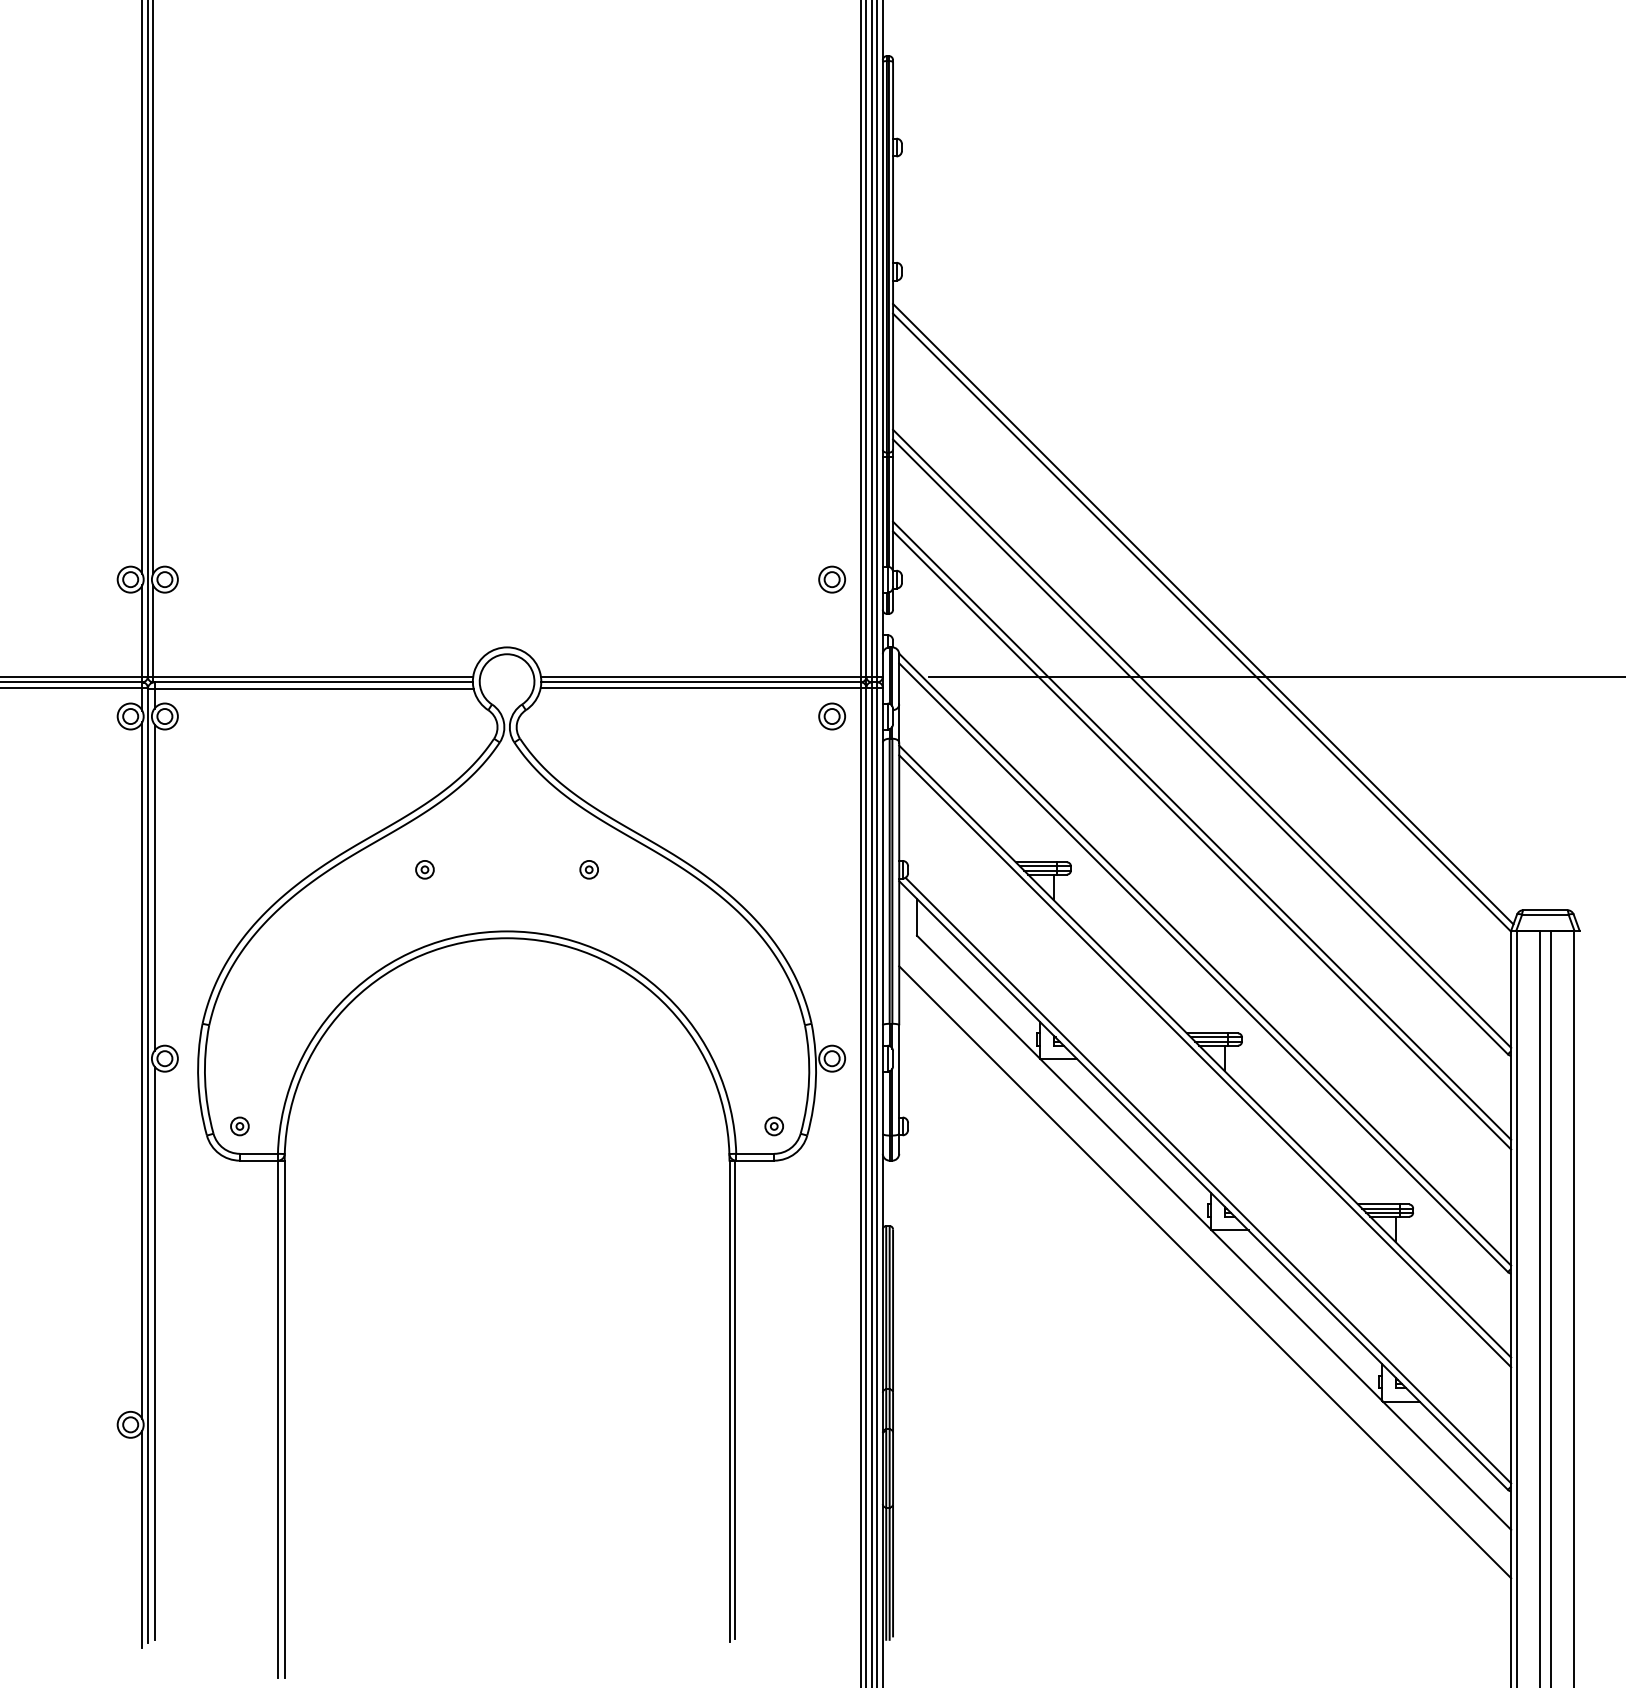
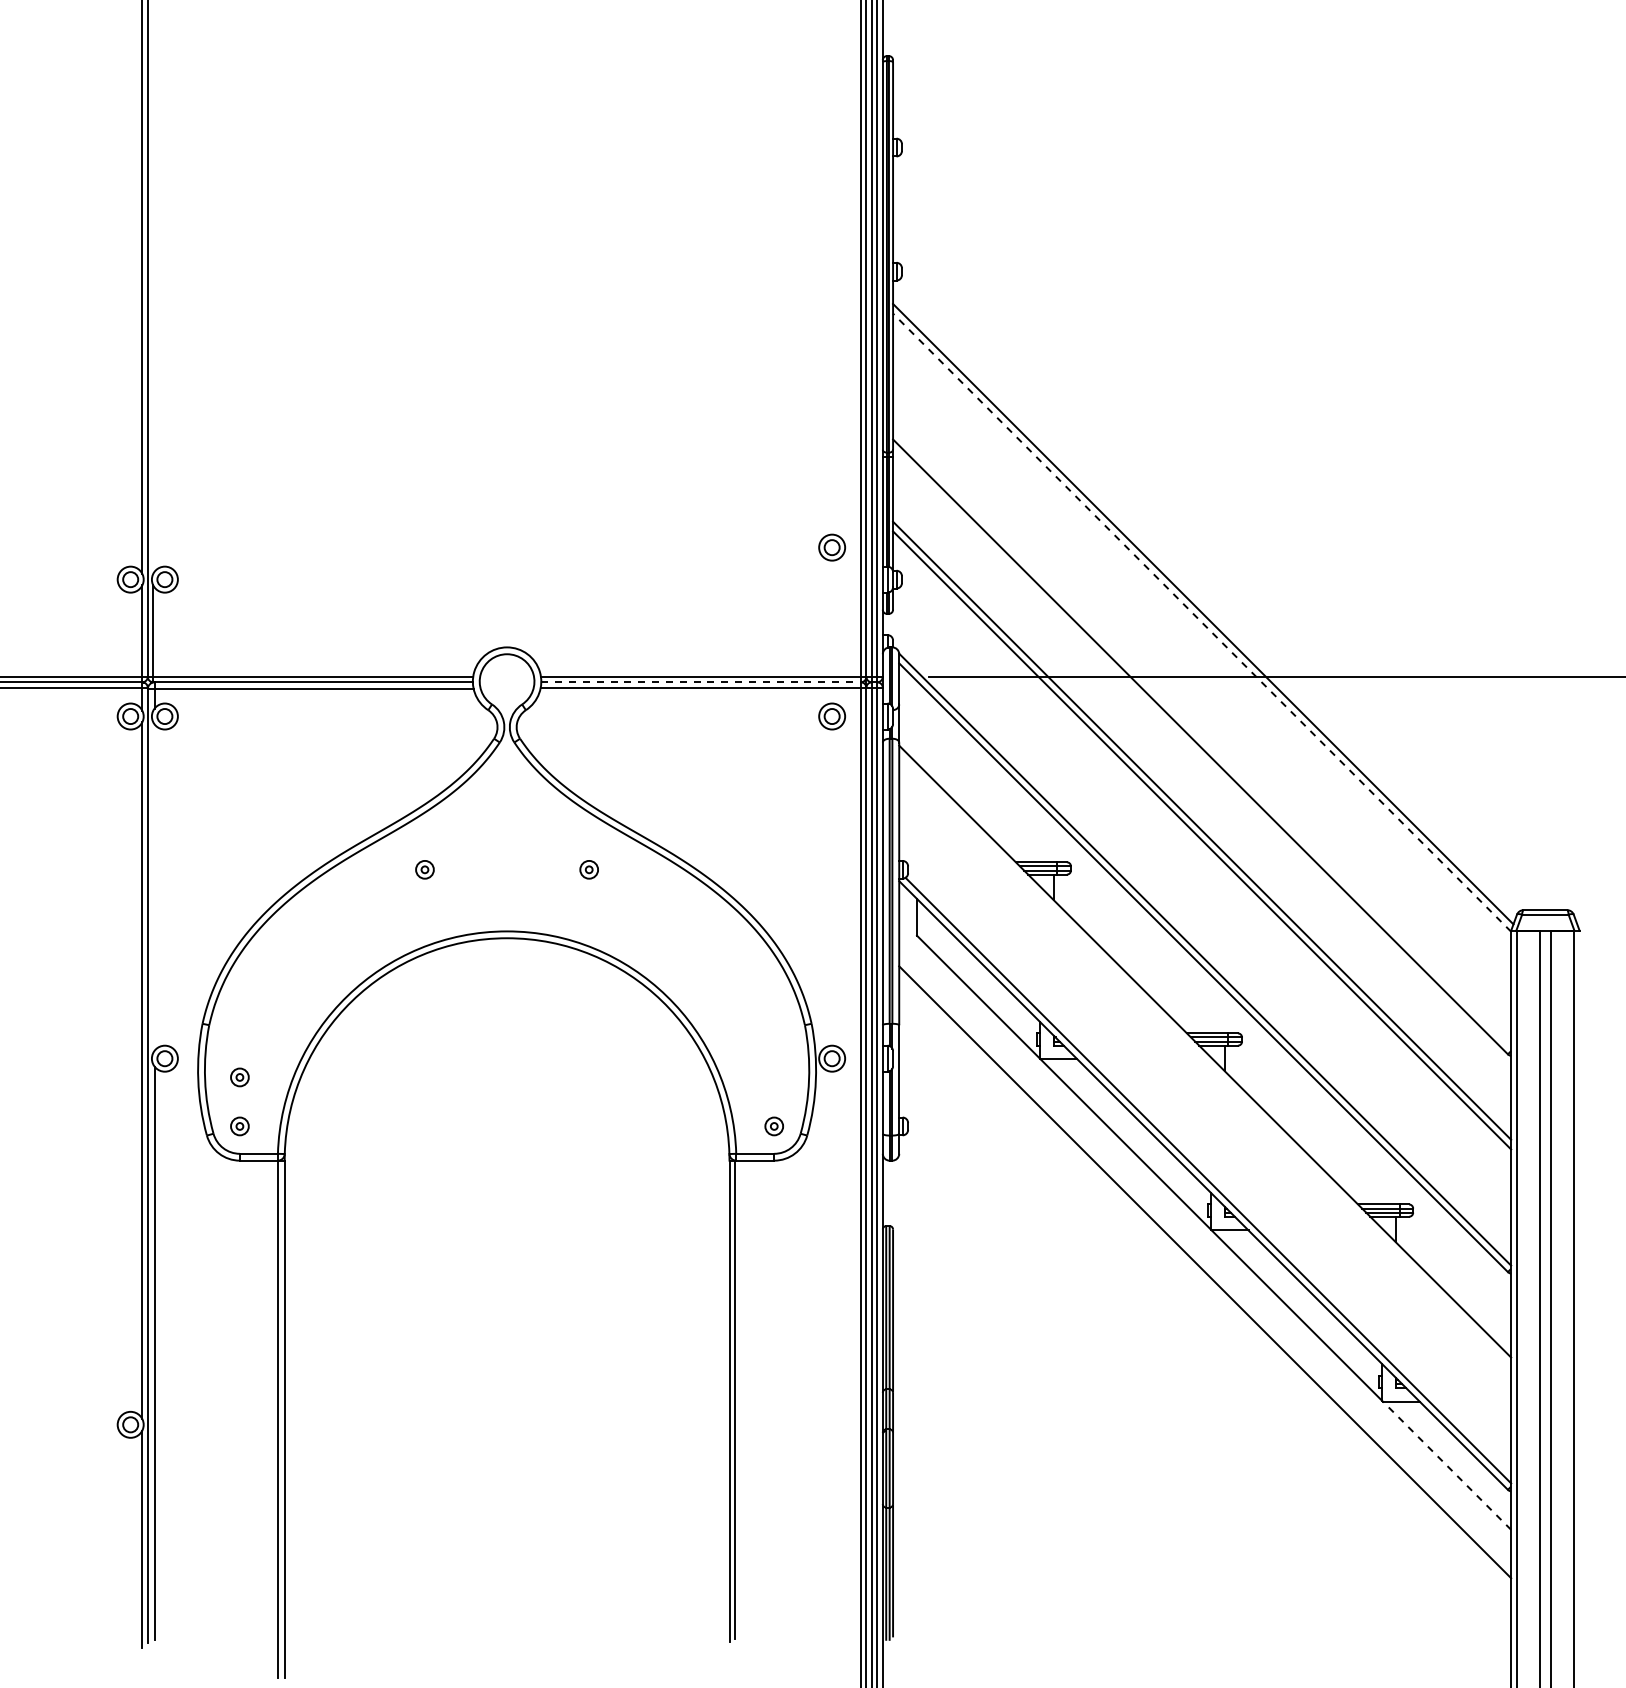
line: present -> none (153, 287)
part position: (832, 579) -> (832, 547) (832, 547)
line: solid -> dashed (1201, 622)
line: solid -> dashed (701, 682)
line: present -> none (1202, 738)
line: present -> none (154, 887)
line: present -> none (1205, 1061)
part: none -> present (239, 1077)
line: solid -> dashed (1447, 1465)
